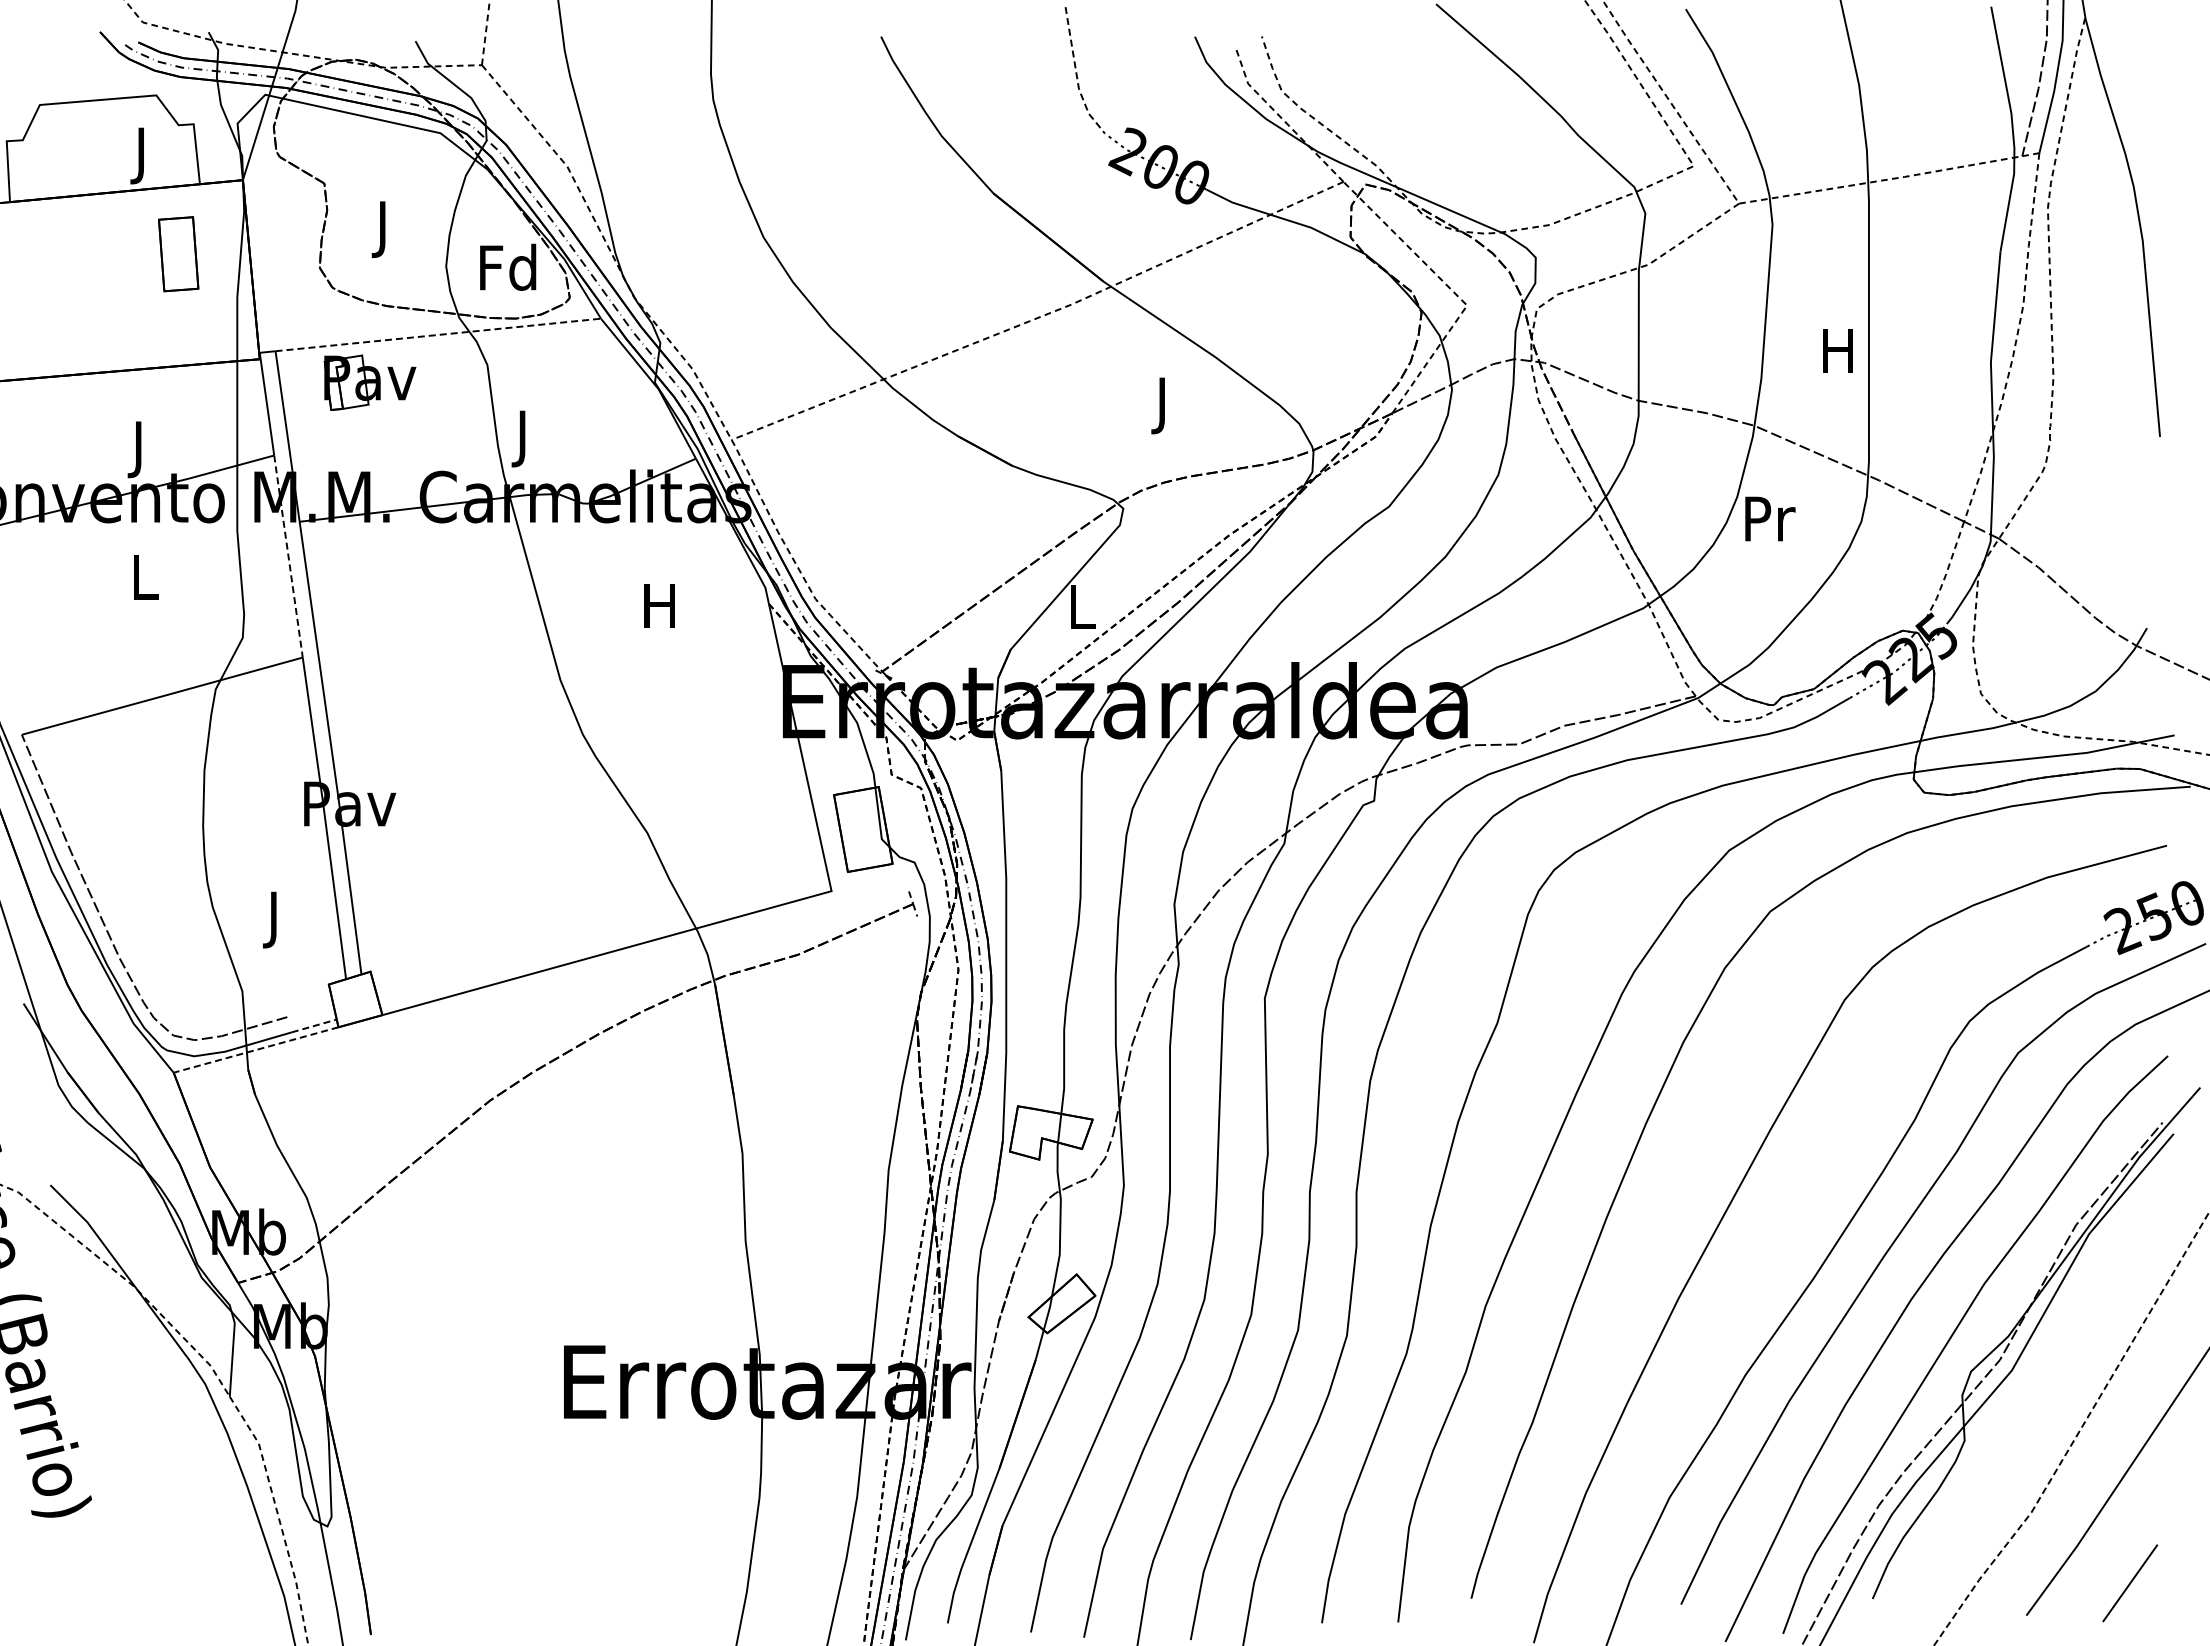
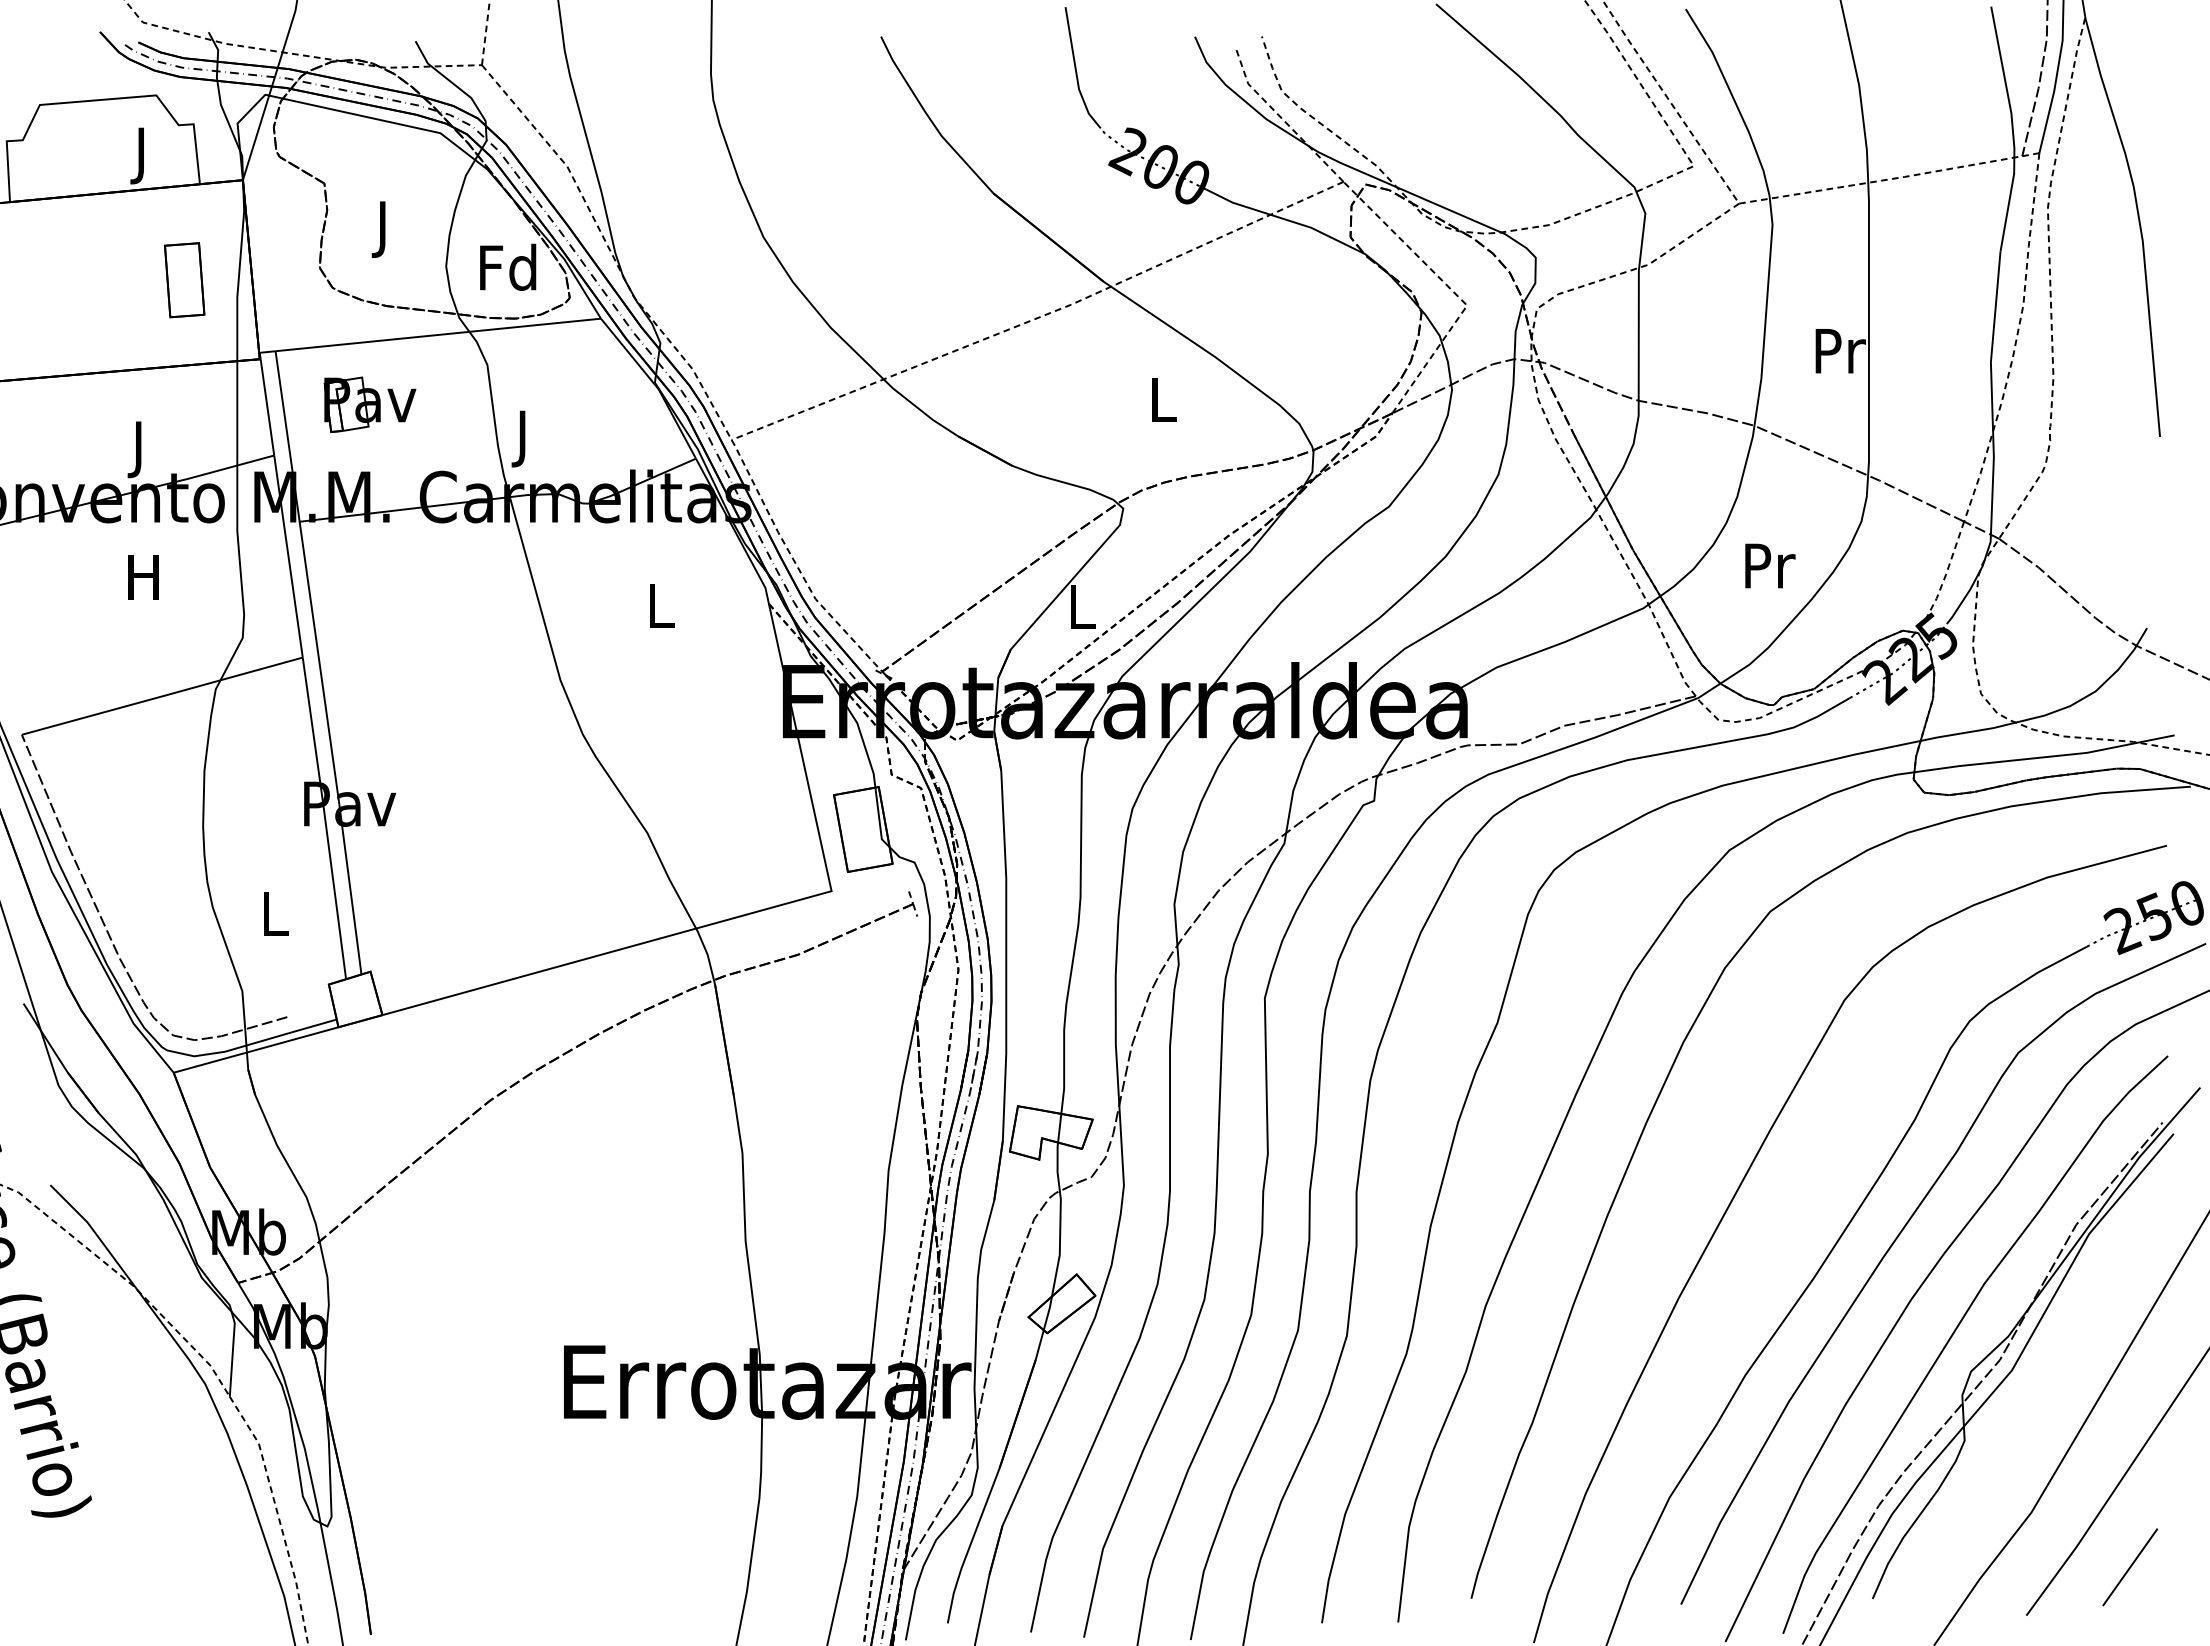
line: dashed -> solid (1076, 71)
part position: (178, 254) -> (184, 280) (184, 280)
line: dashed -> solid (438, 334)
text: H -> Pr (1840, 351)
part position: (369, 382) -> (369, 404) (369, 404)
text: J -> L (1163, 405)
text position: (1770, 518) -> (1770, 565) (1770, 565)
line: dashed -> solid (288, 557)
text: L -> H (143, 577)
text: H -> L (659, 605)
text: J -> L (275, 919)
line: dashed -> solid (314, 1025)
line: dashed -> solid (255, 1050)
line: dashed -> solid (2077, 1434)
line position: (2130, 1583) -> (2130, 1567) (2130, 1567)
